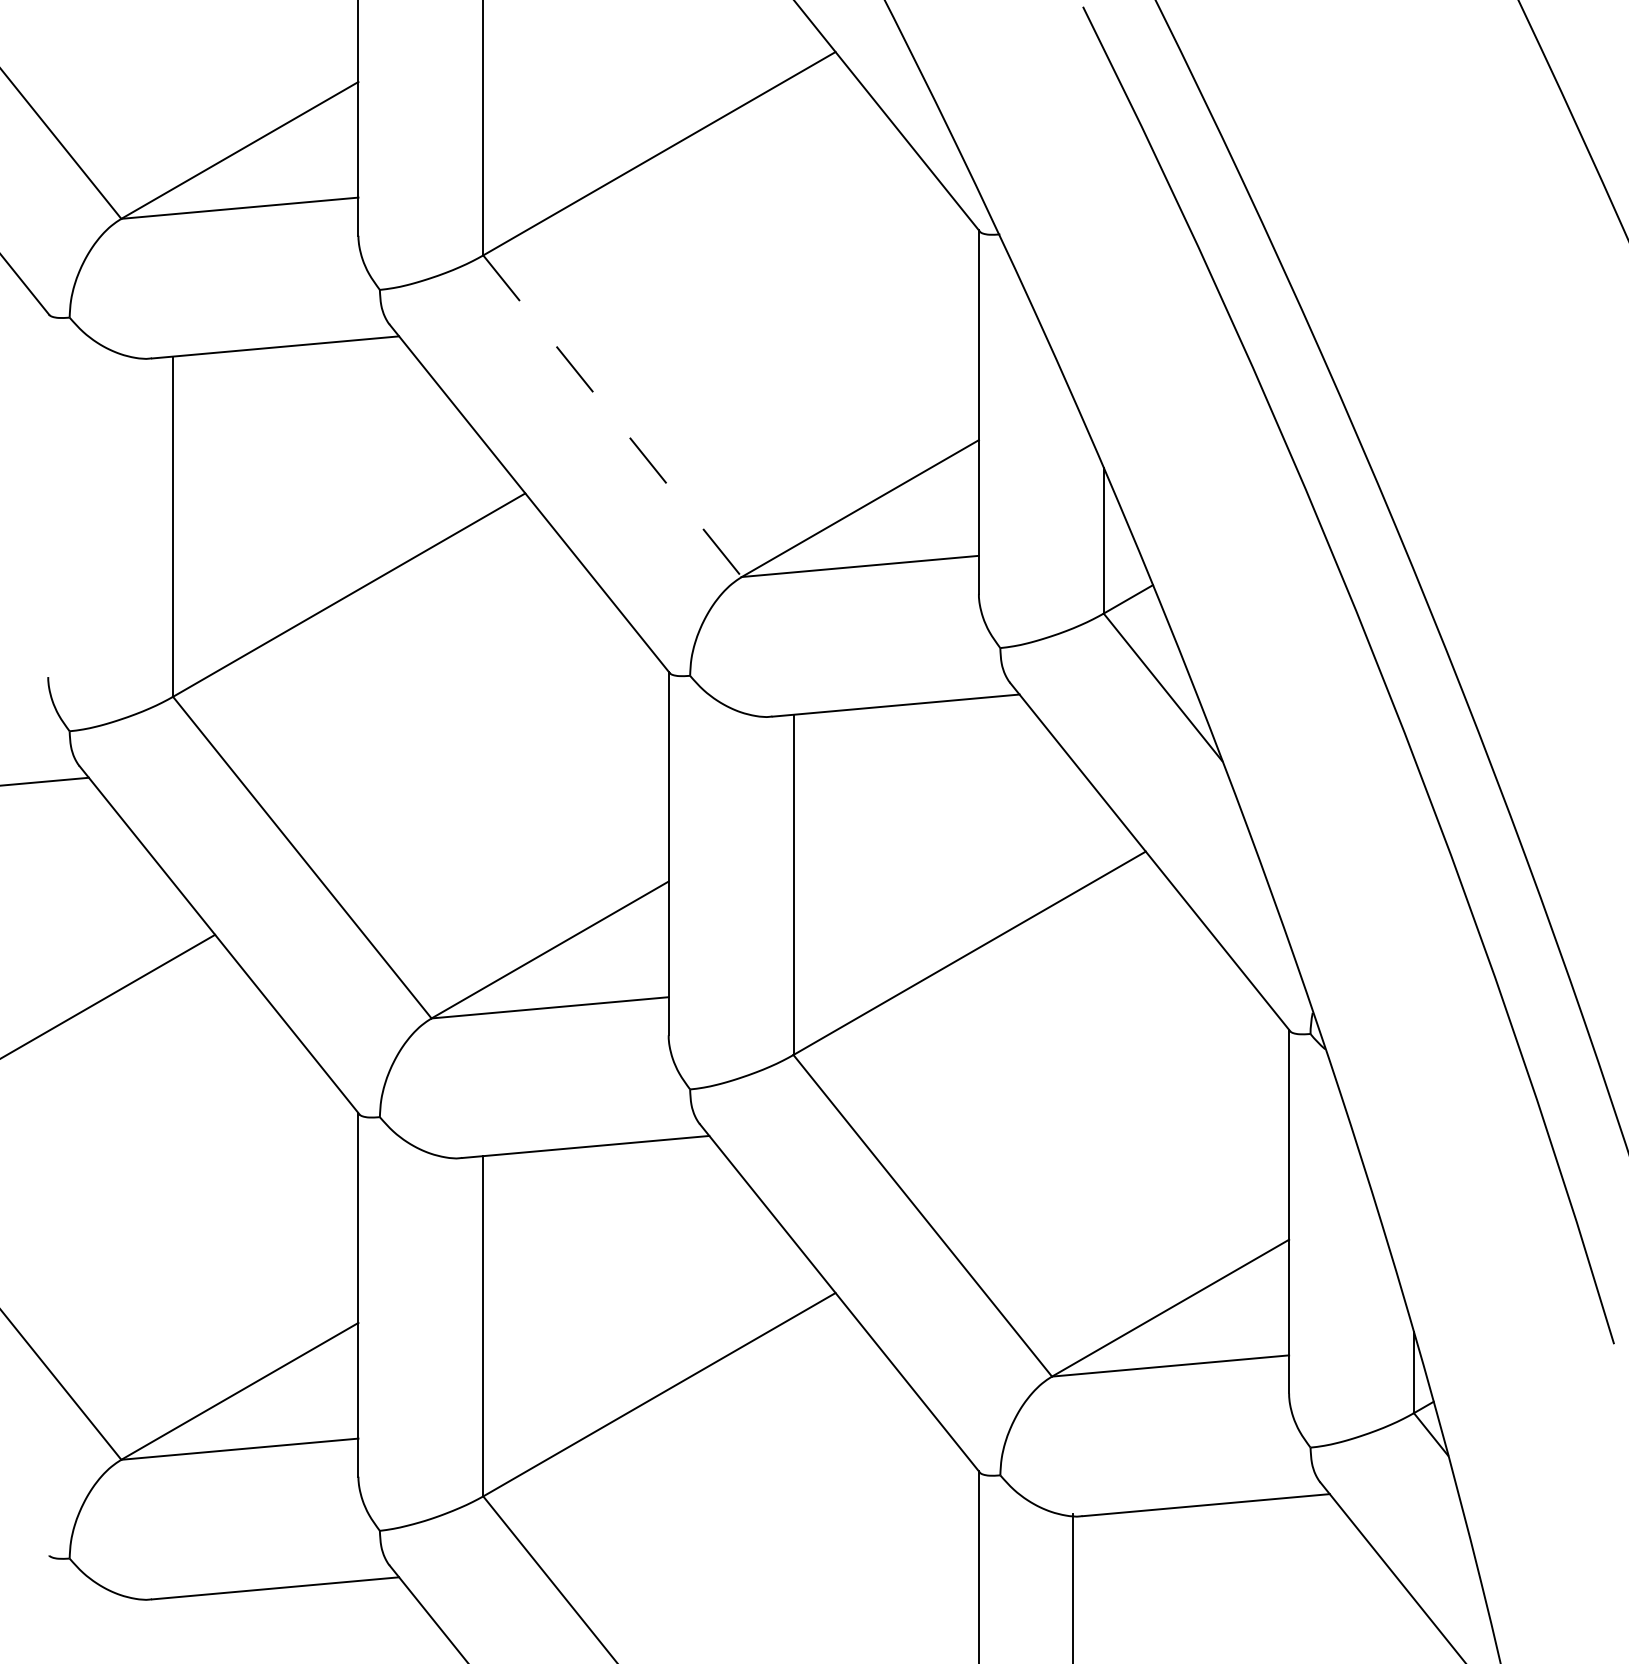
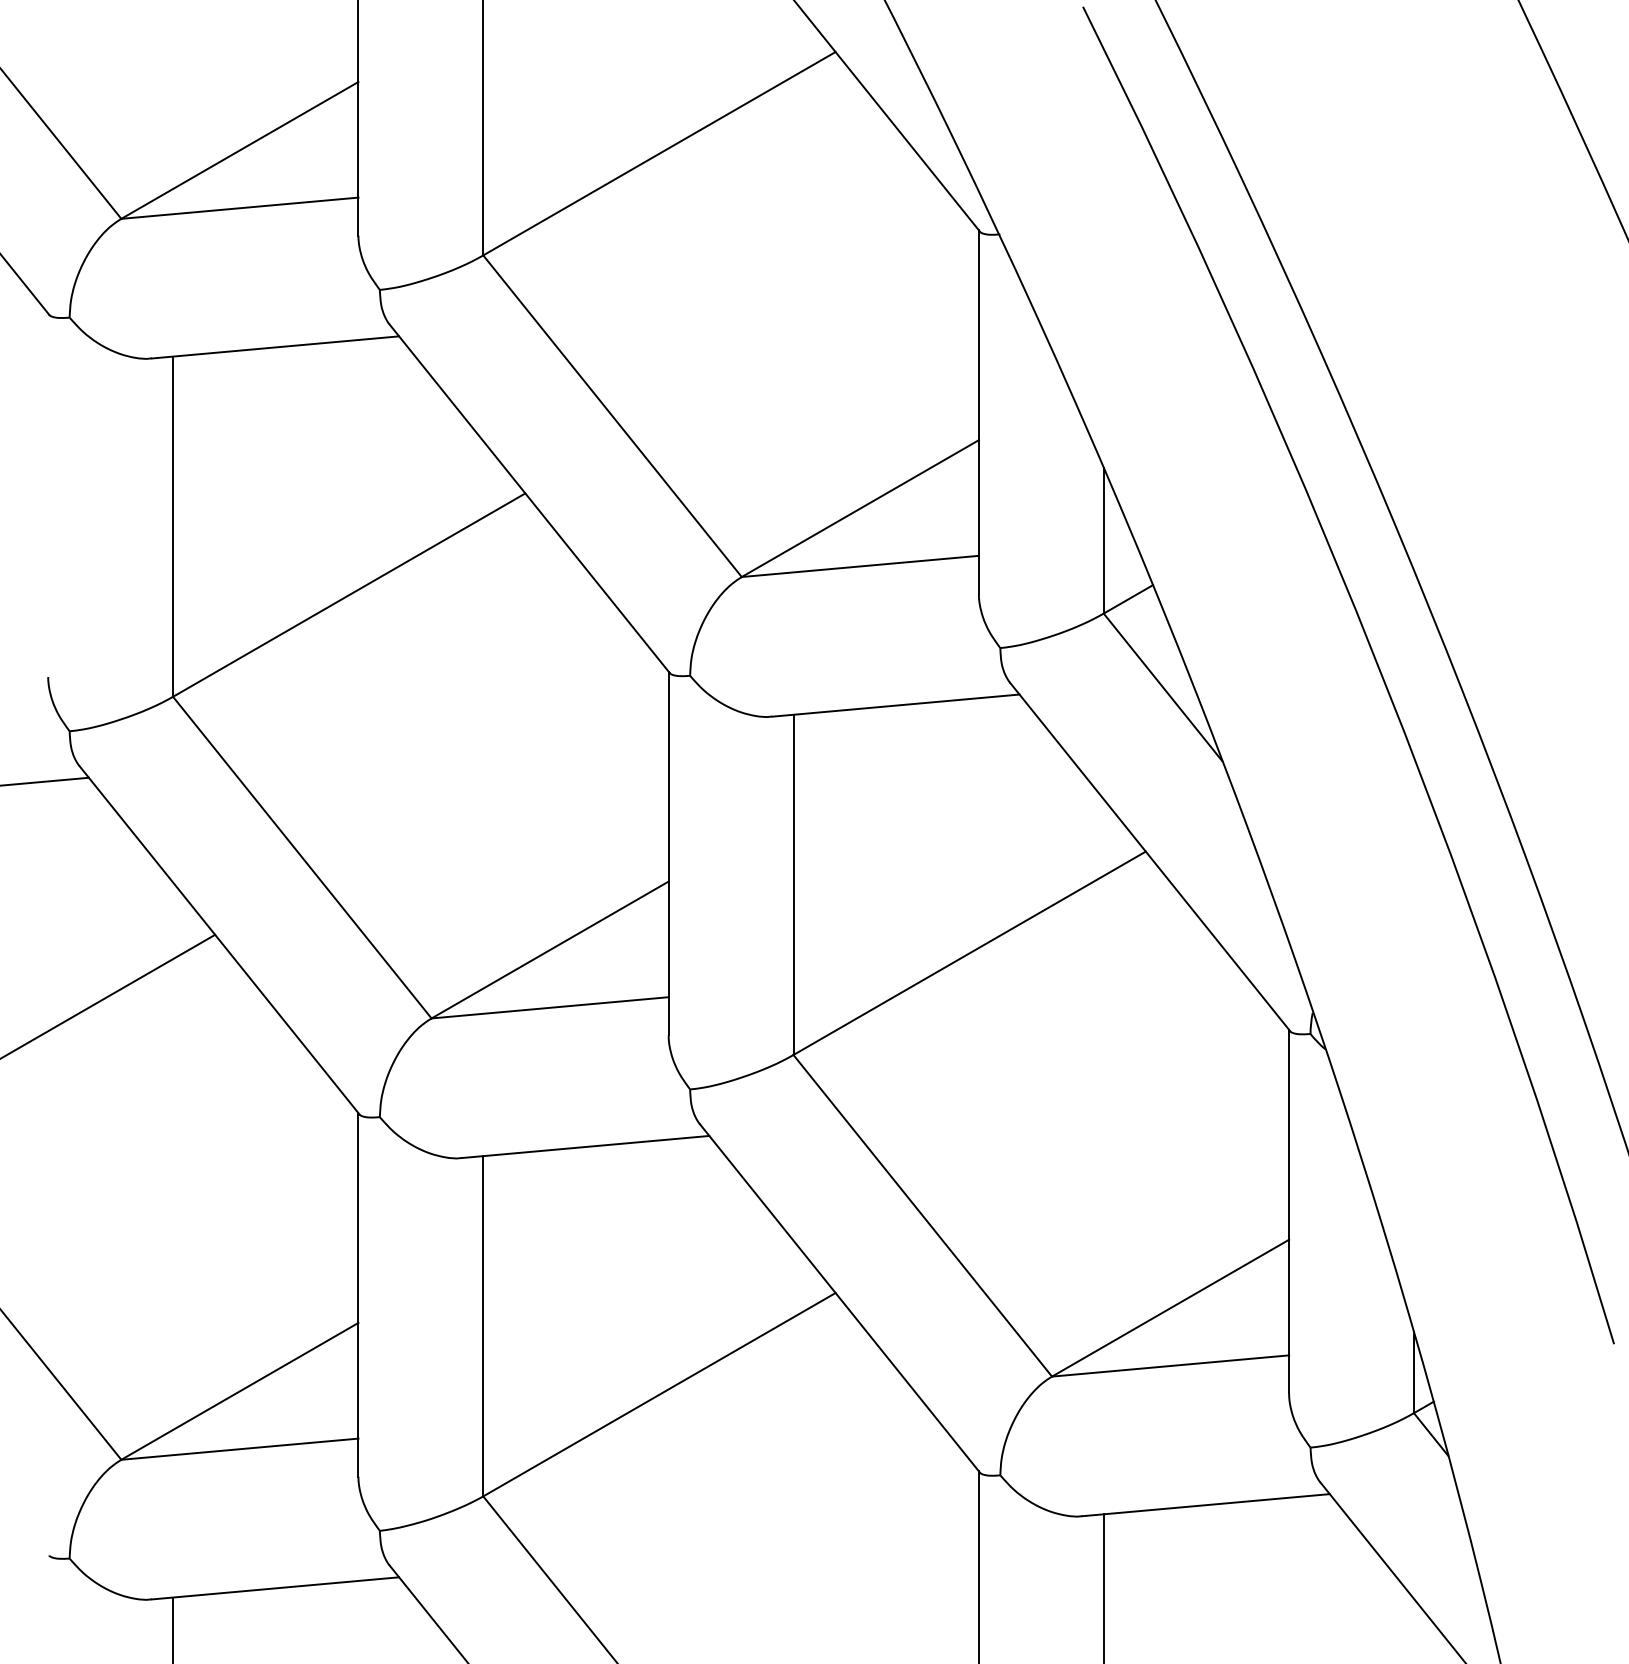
line: dashed -> solid (612, 416)
line position: (1072, 1587) -> (1103, 1587) (1103, 1587)
line: none -> present (173, 1628)
